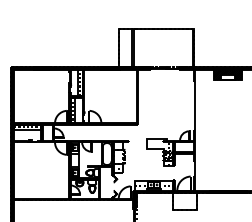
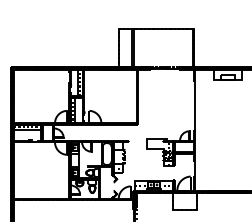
hatch: present -> none (227, 75)
